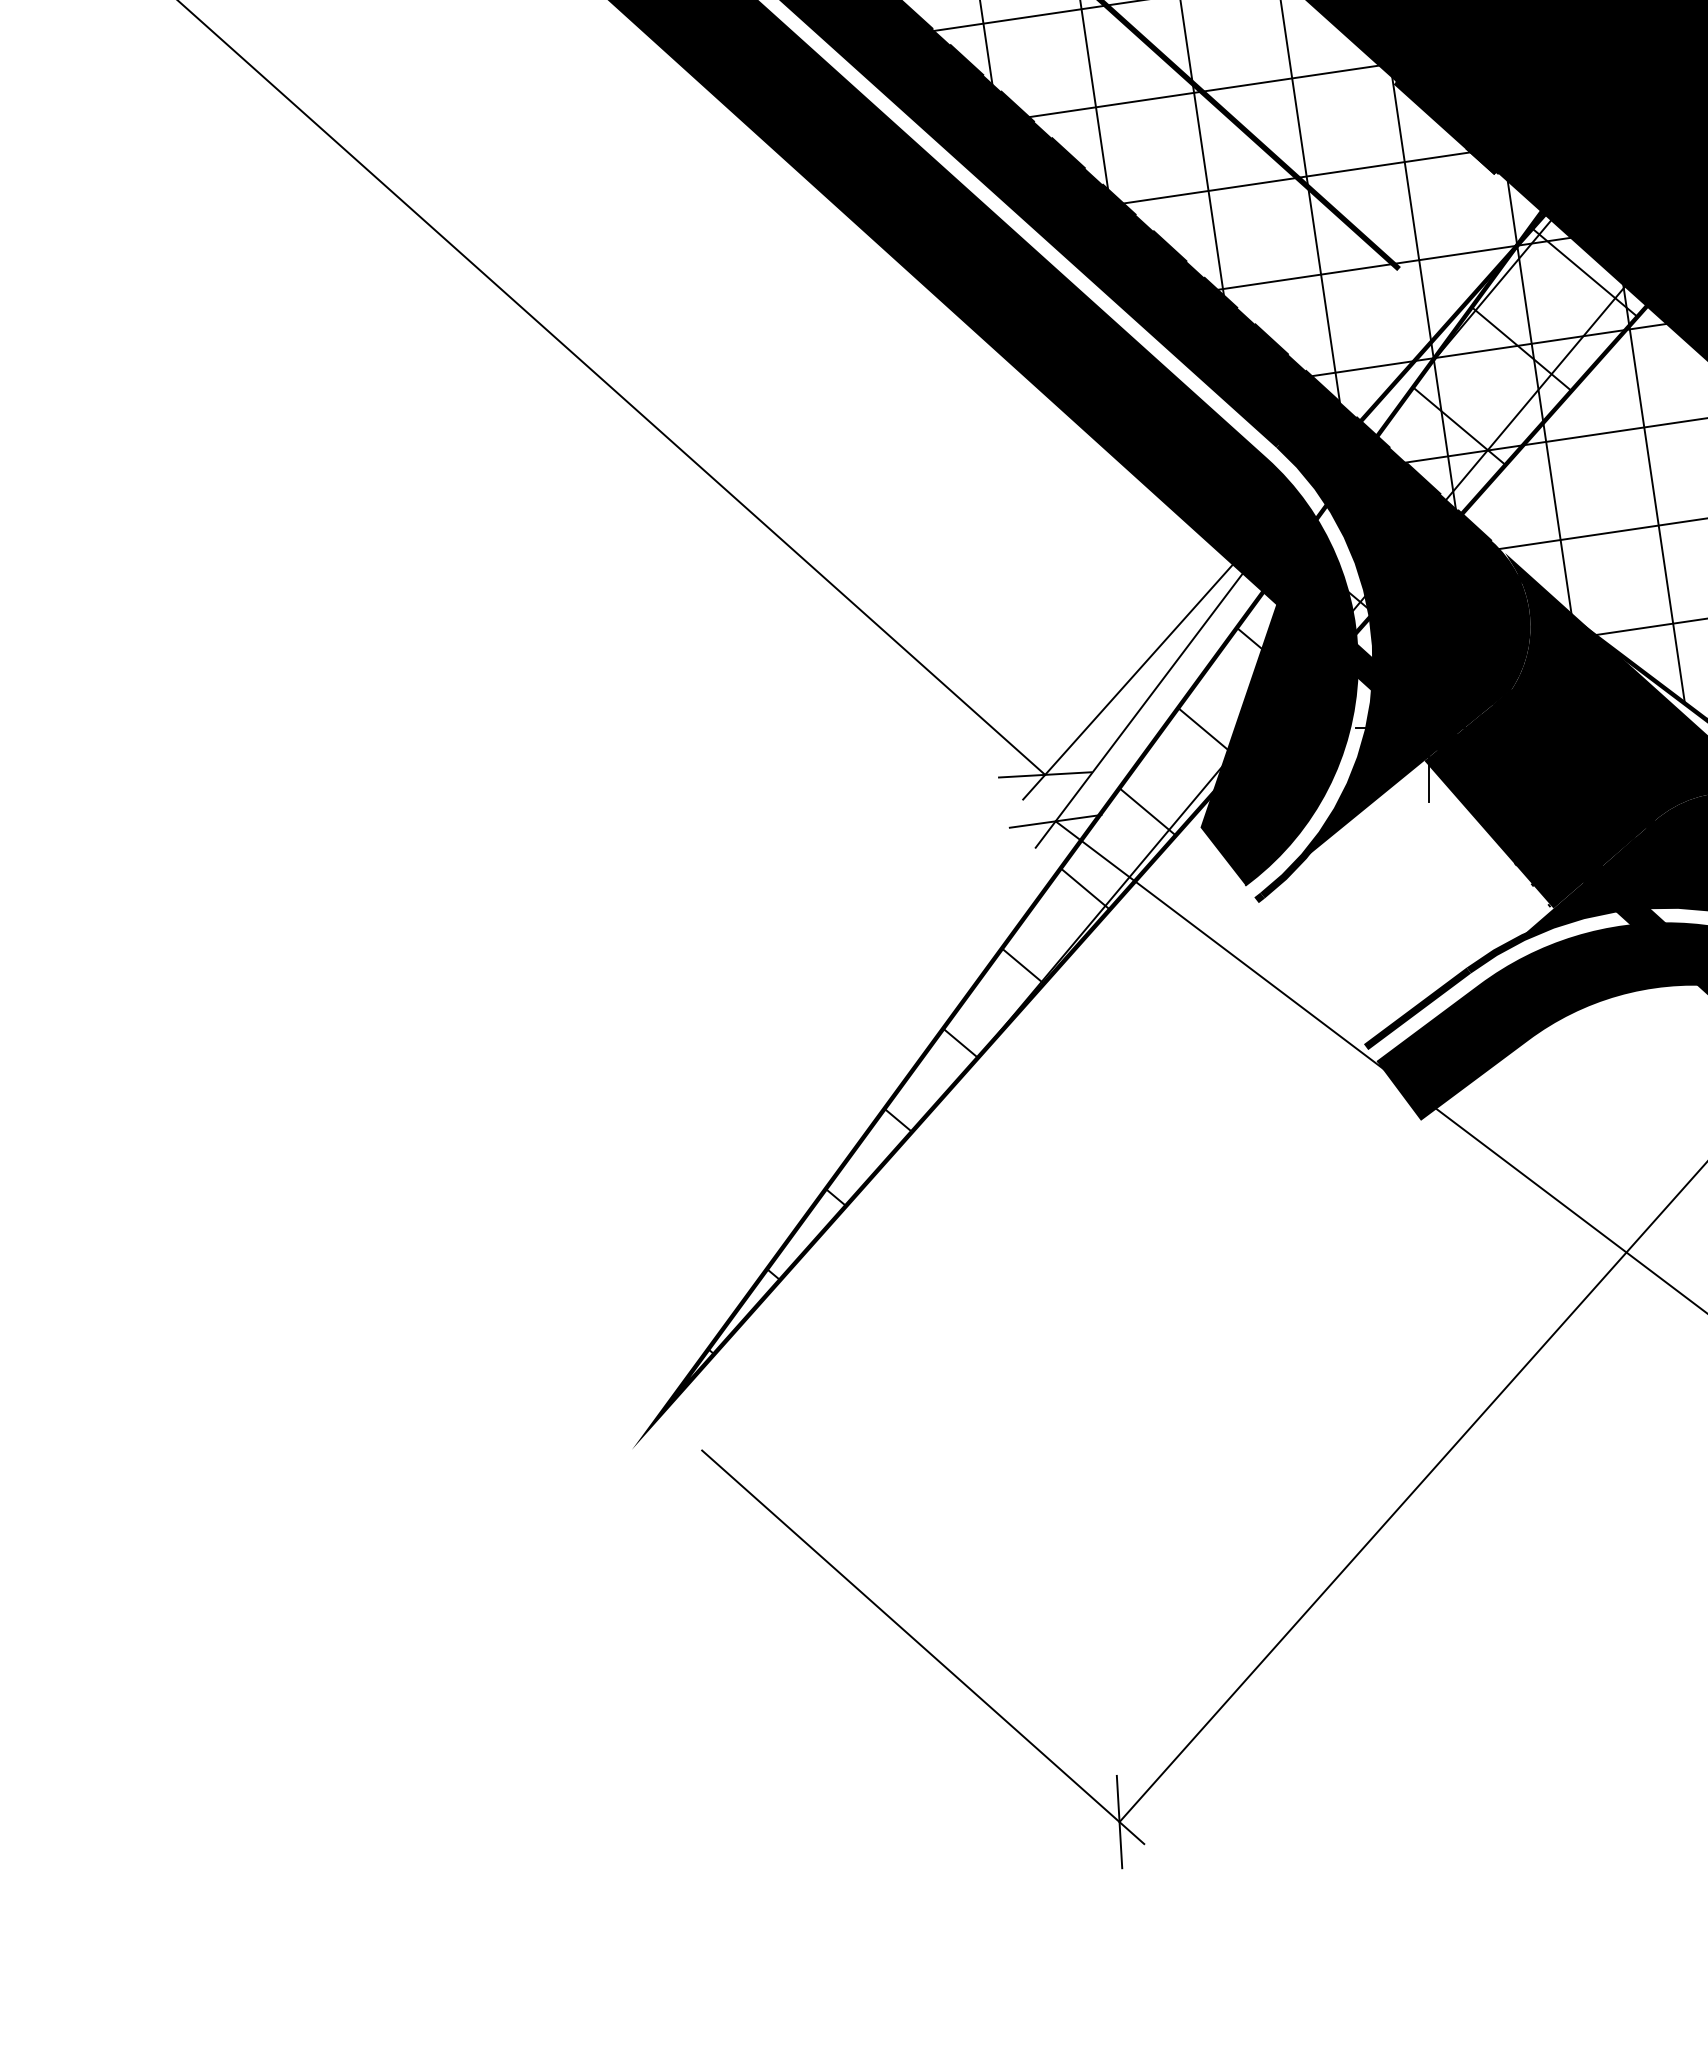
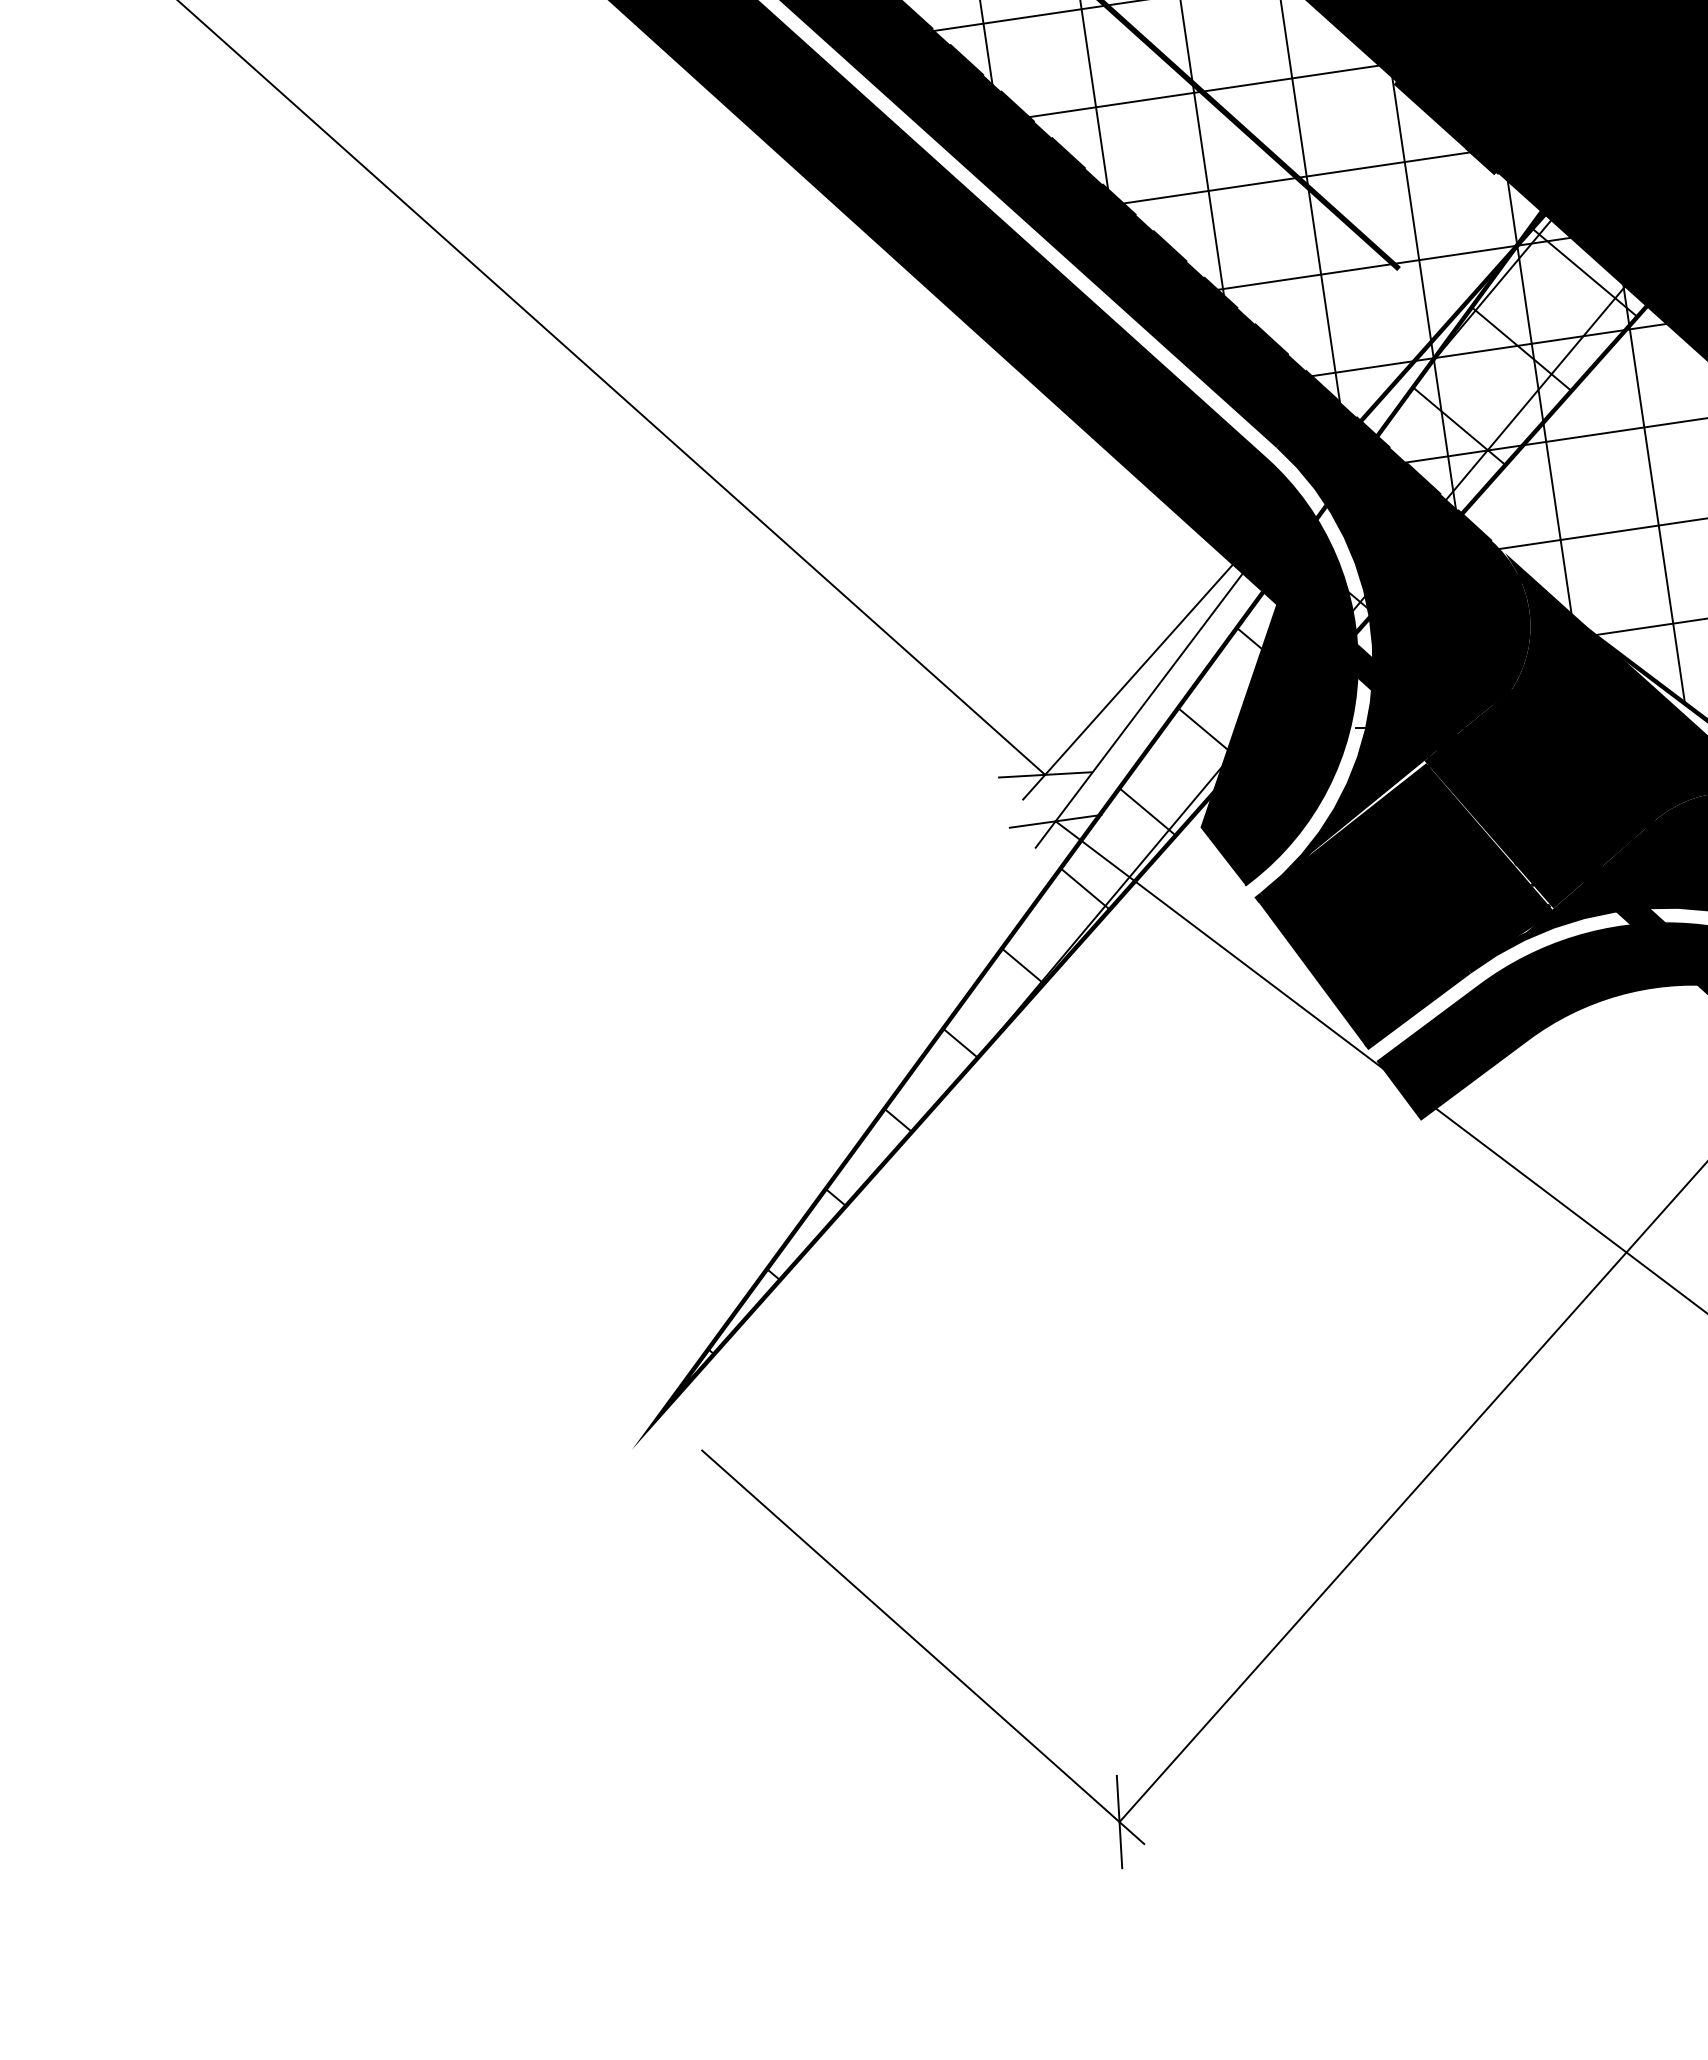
fill: none -> present (1405, 905)
